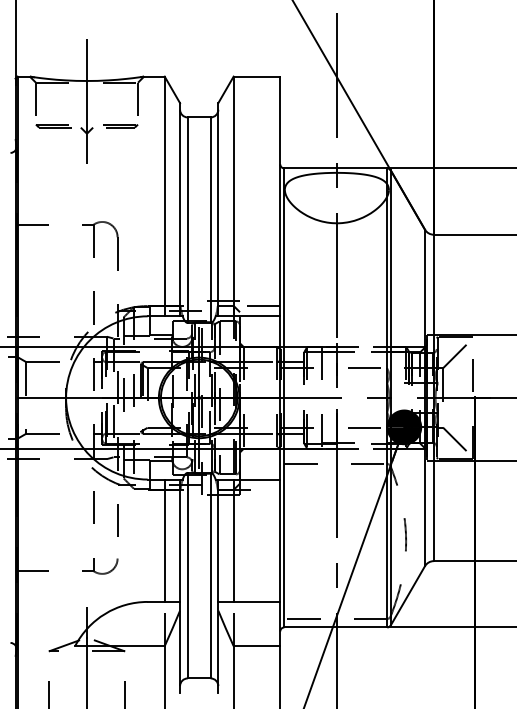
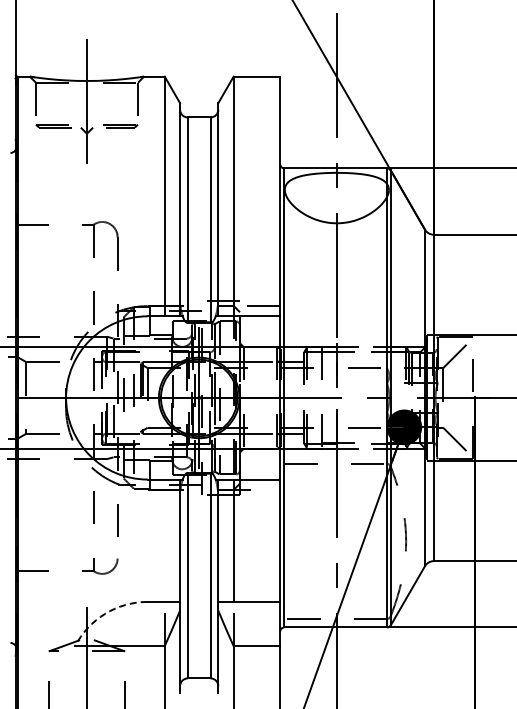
line: present -> none (164, 540)
arc: solid -> dashed (105, 613)
